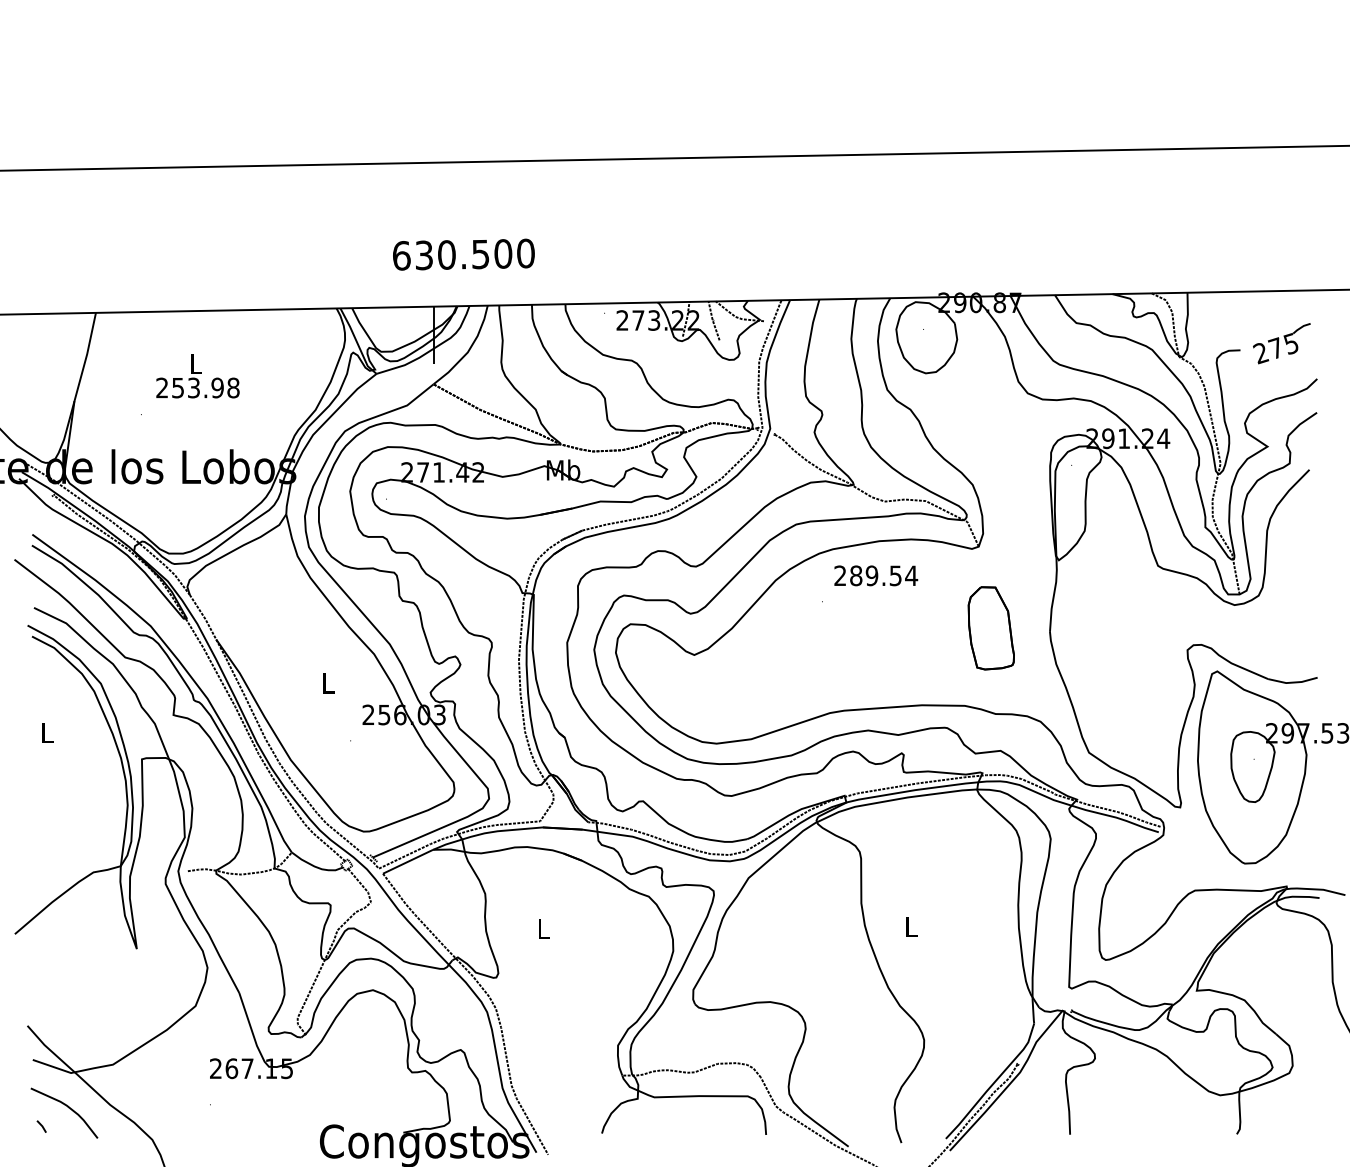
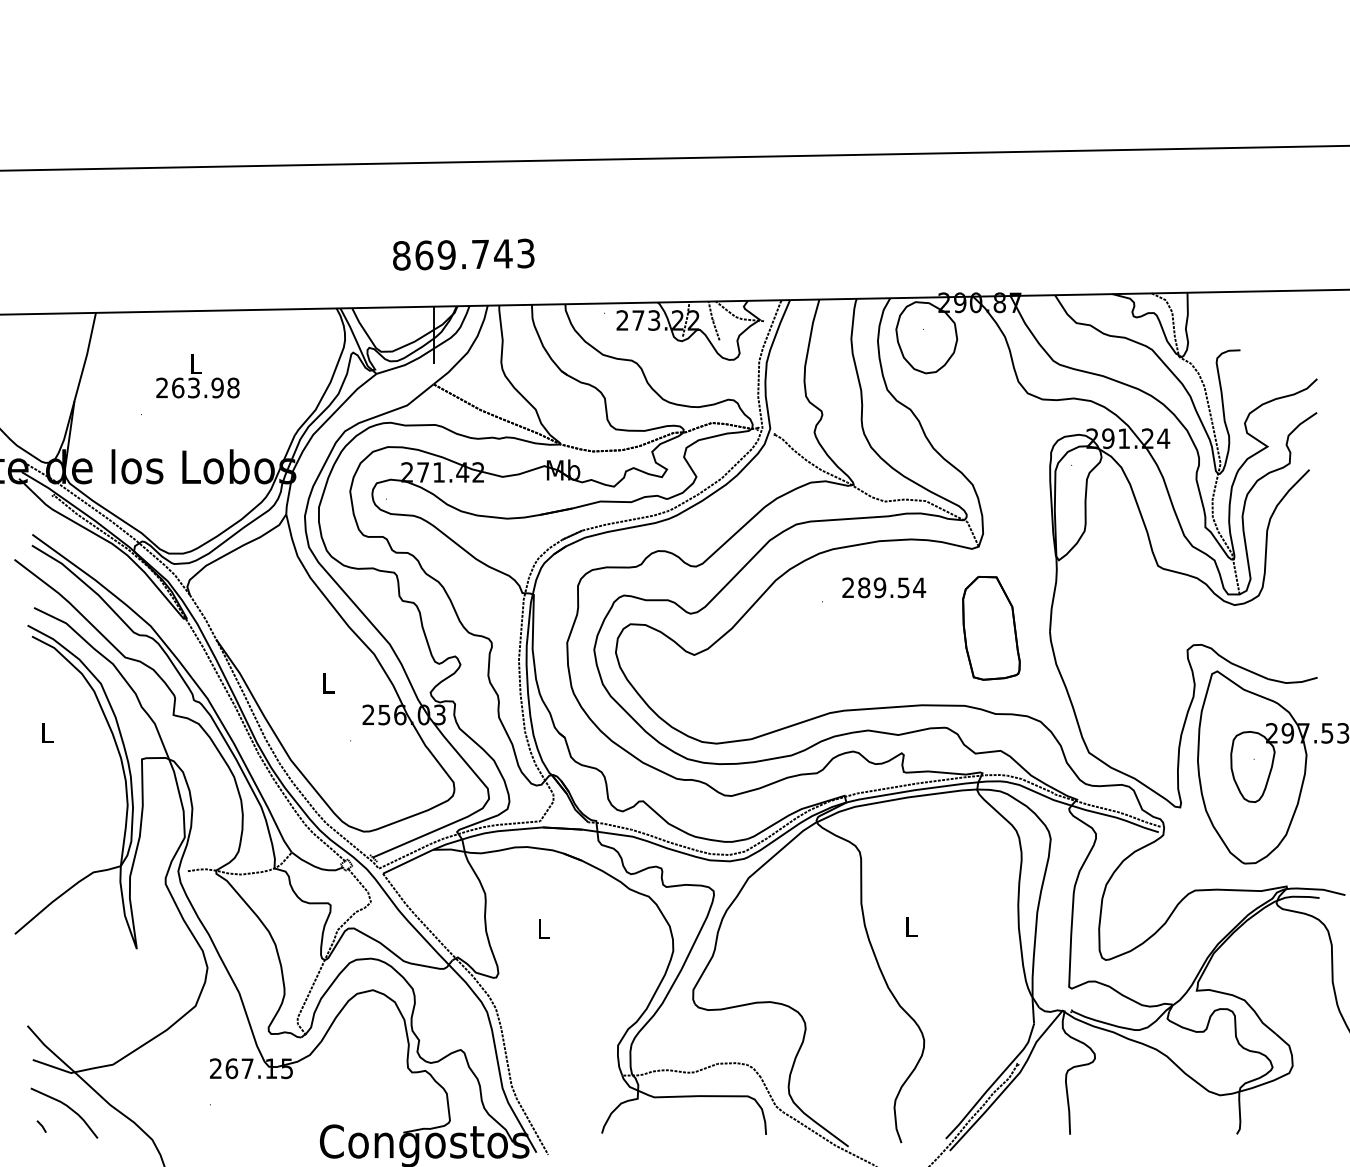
text: 630.500 -> 869.743 (463, 254)
part: present -> none (1281, 343)
text: 253.98 -> 263.98 (178, 387)
text position: (876, 575) -> (884, 587) (884, 587)
part size: 48x85 px -> 59x105 px (991, 628)
